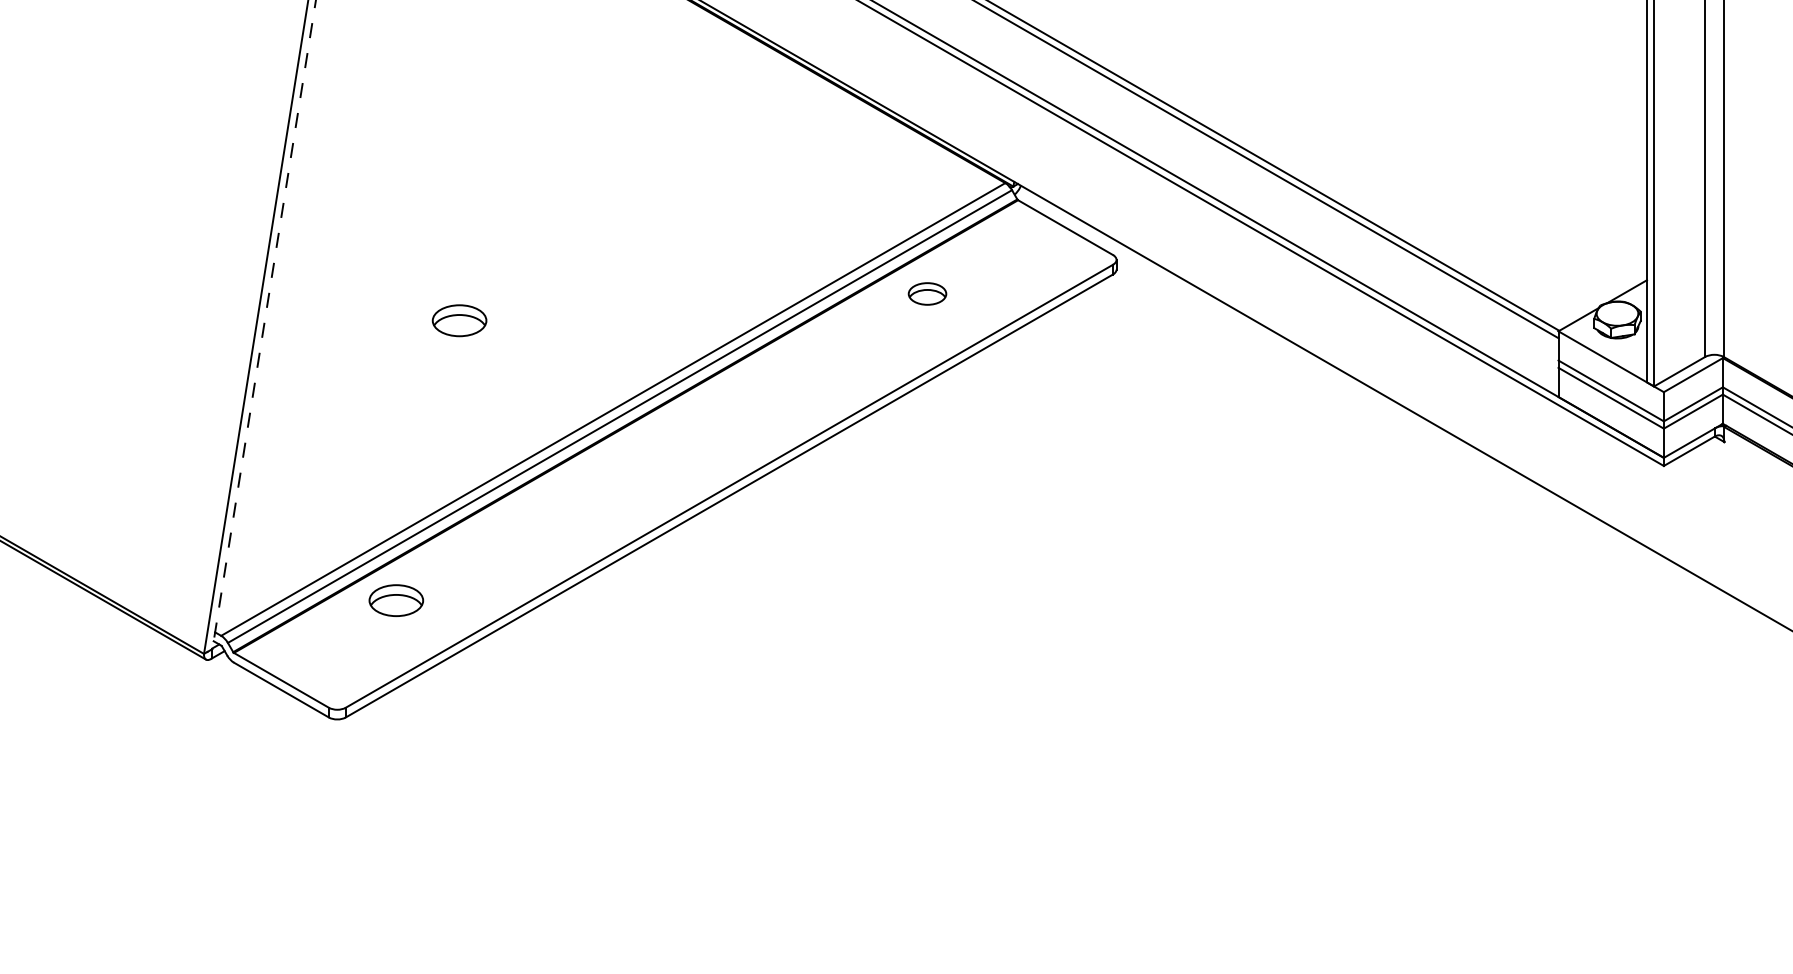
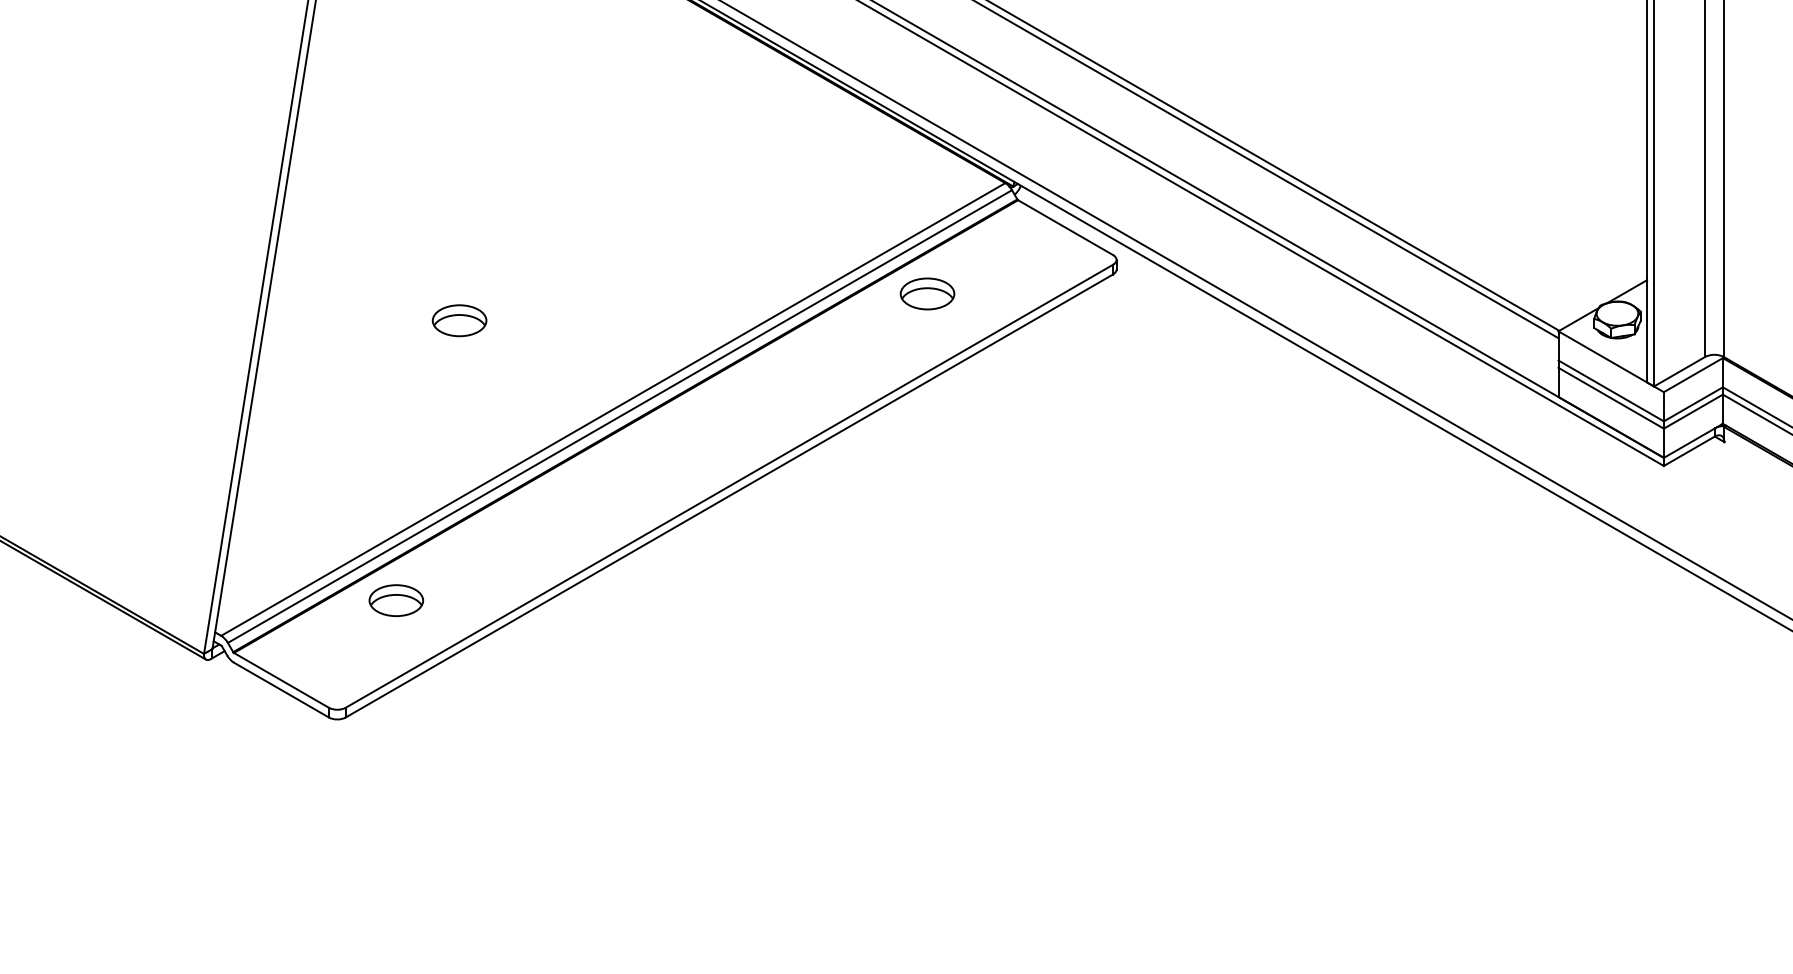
part size: 41x24 px -> 57x34 px (927, 293)
line: none -> present (1255, 309)
line: dashed -> solid (264, 325)
